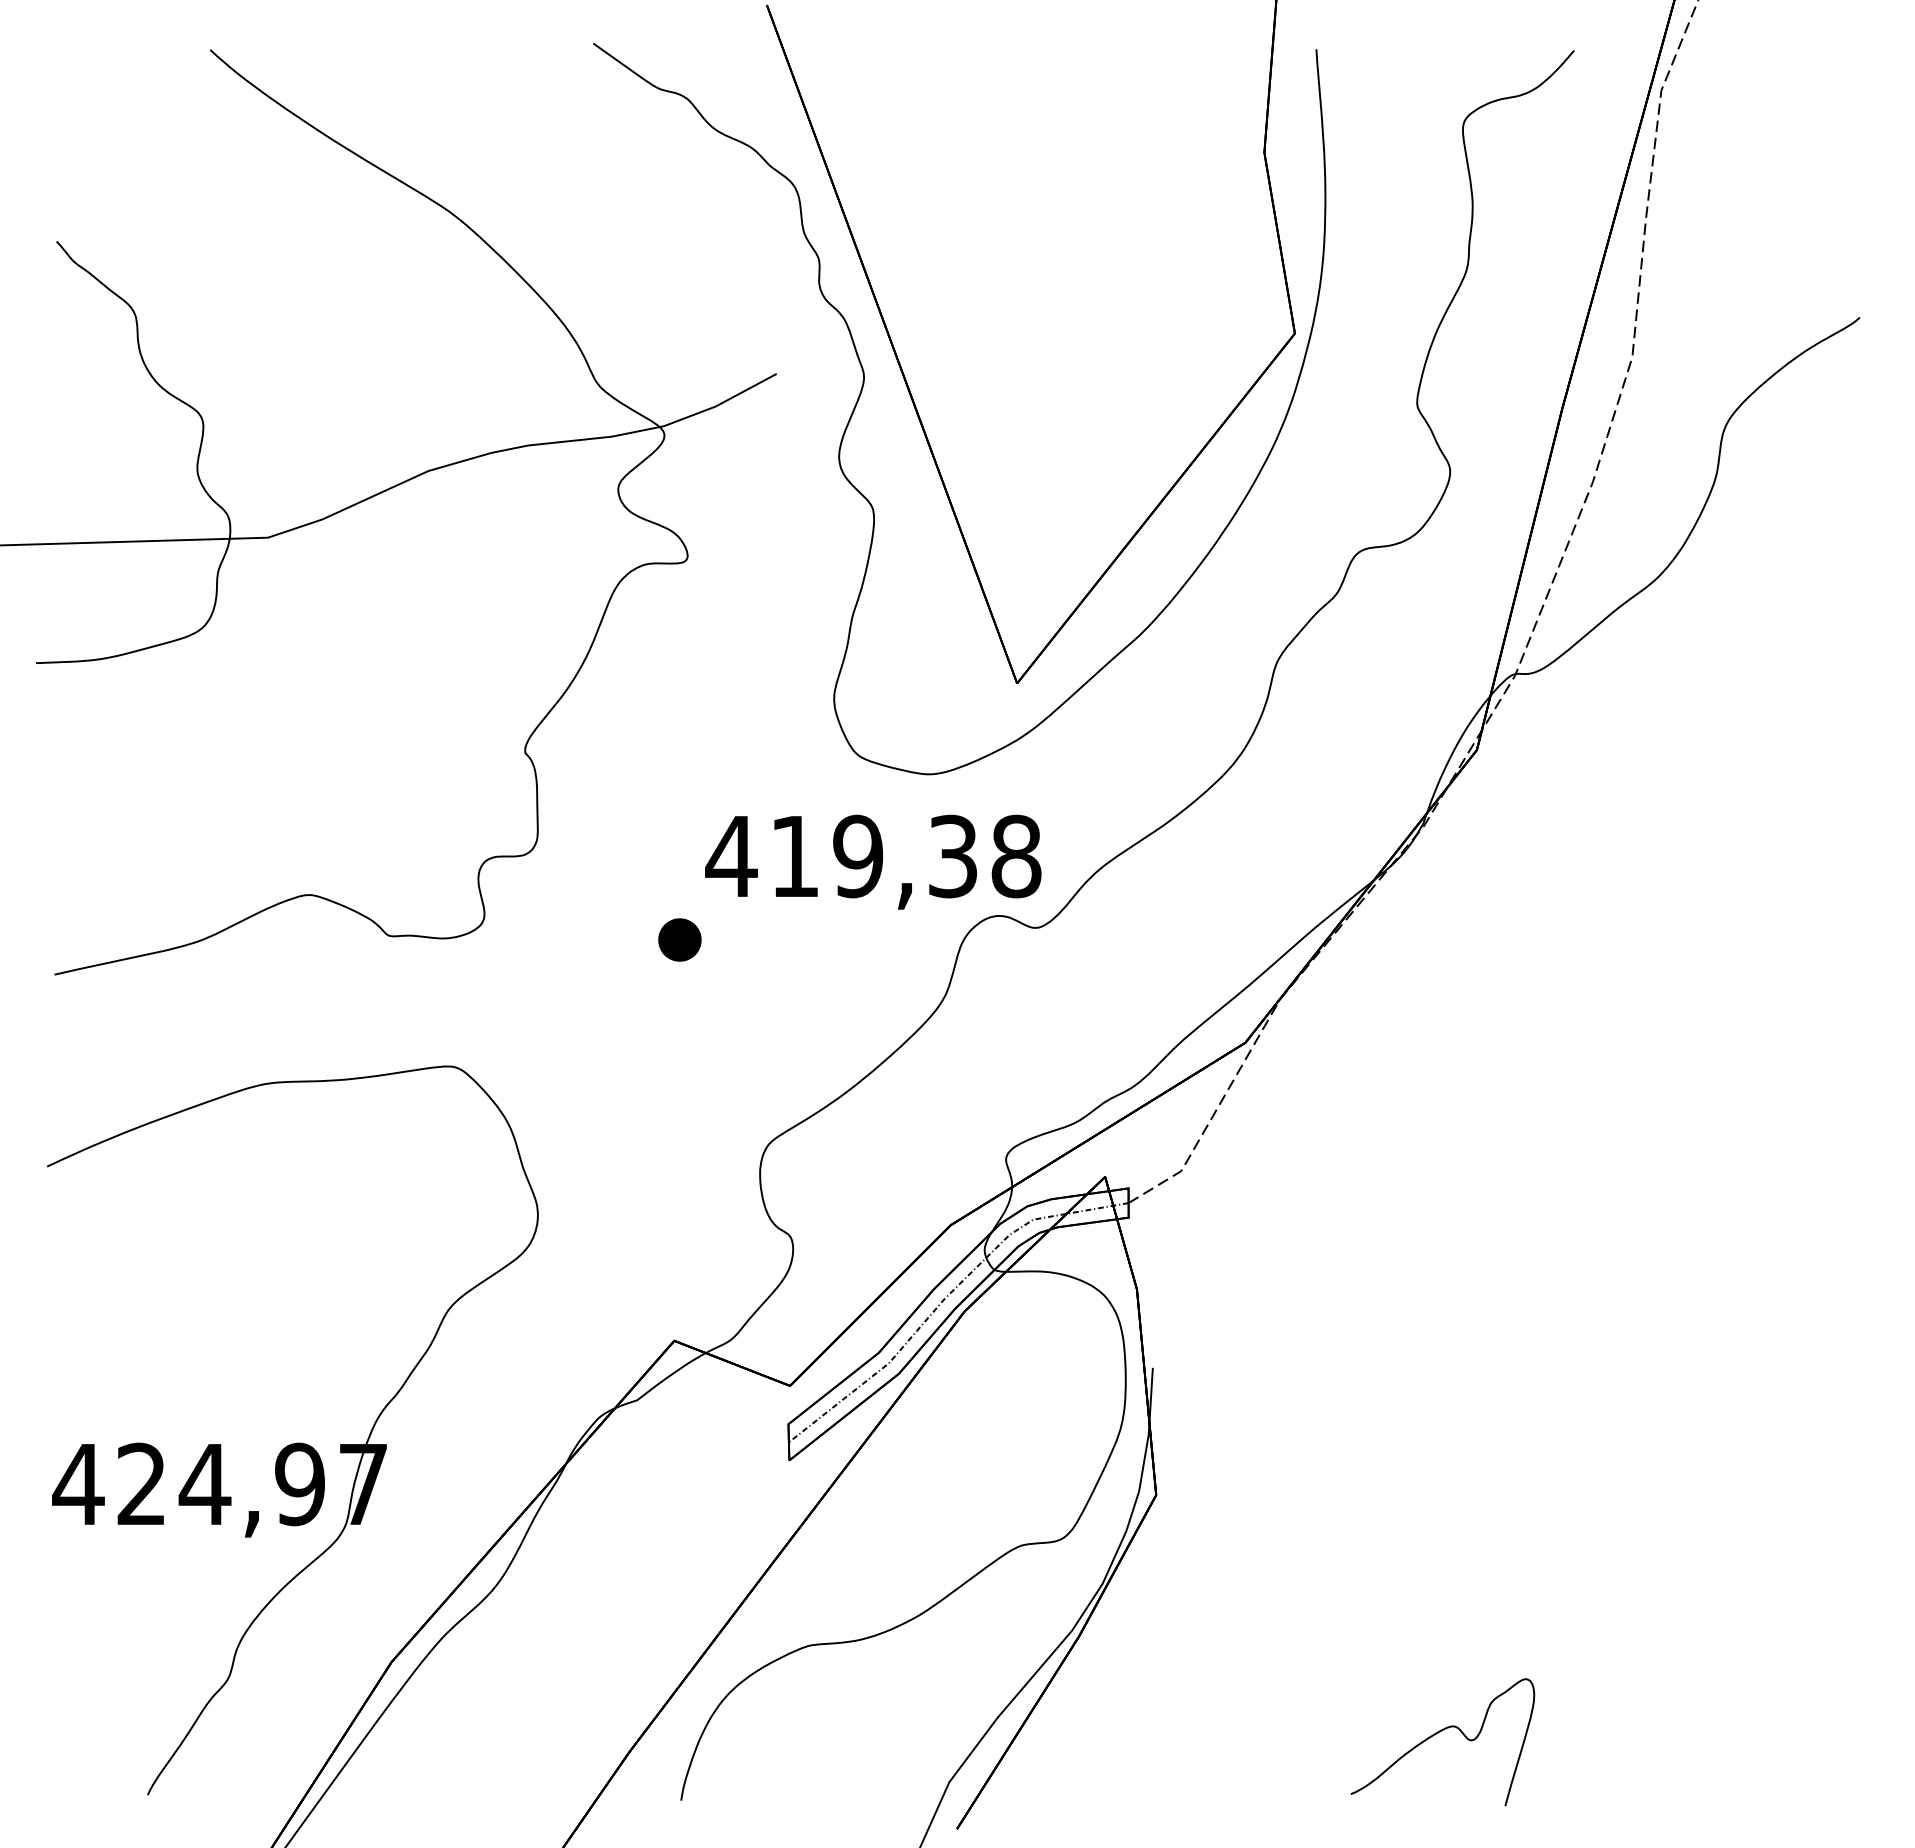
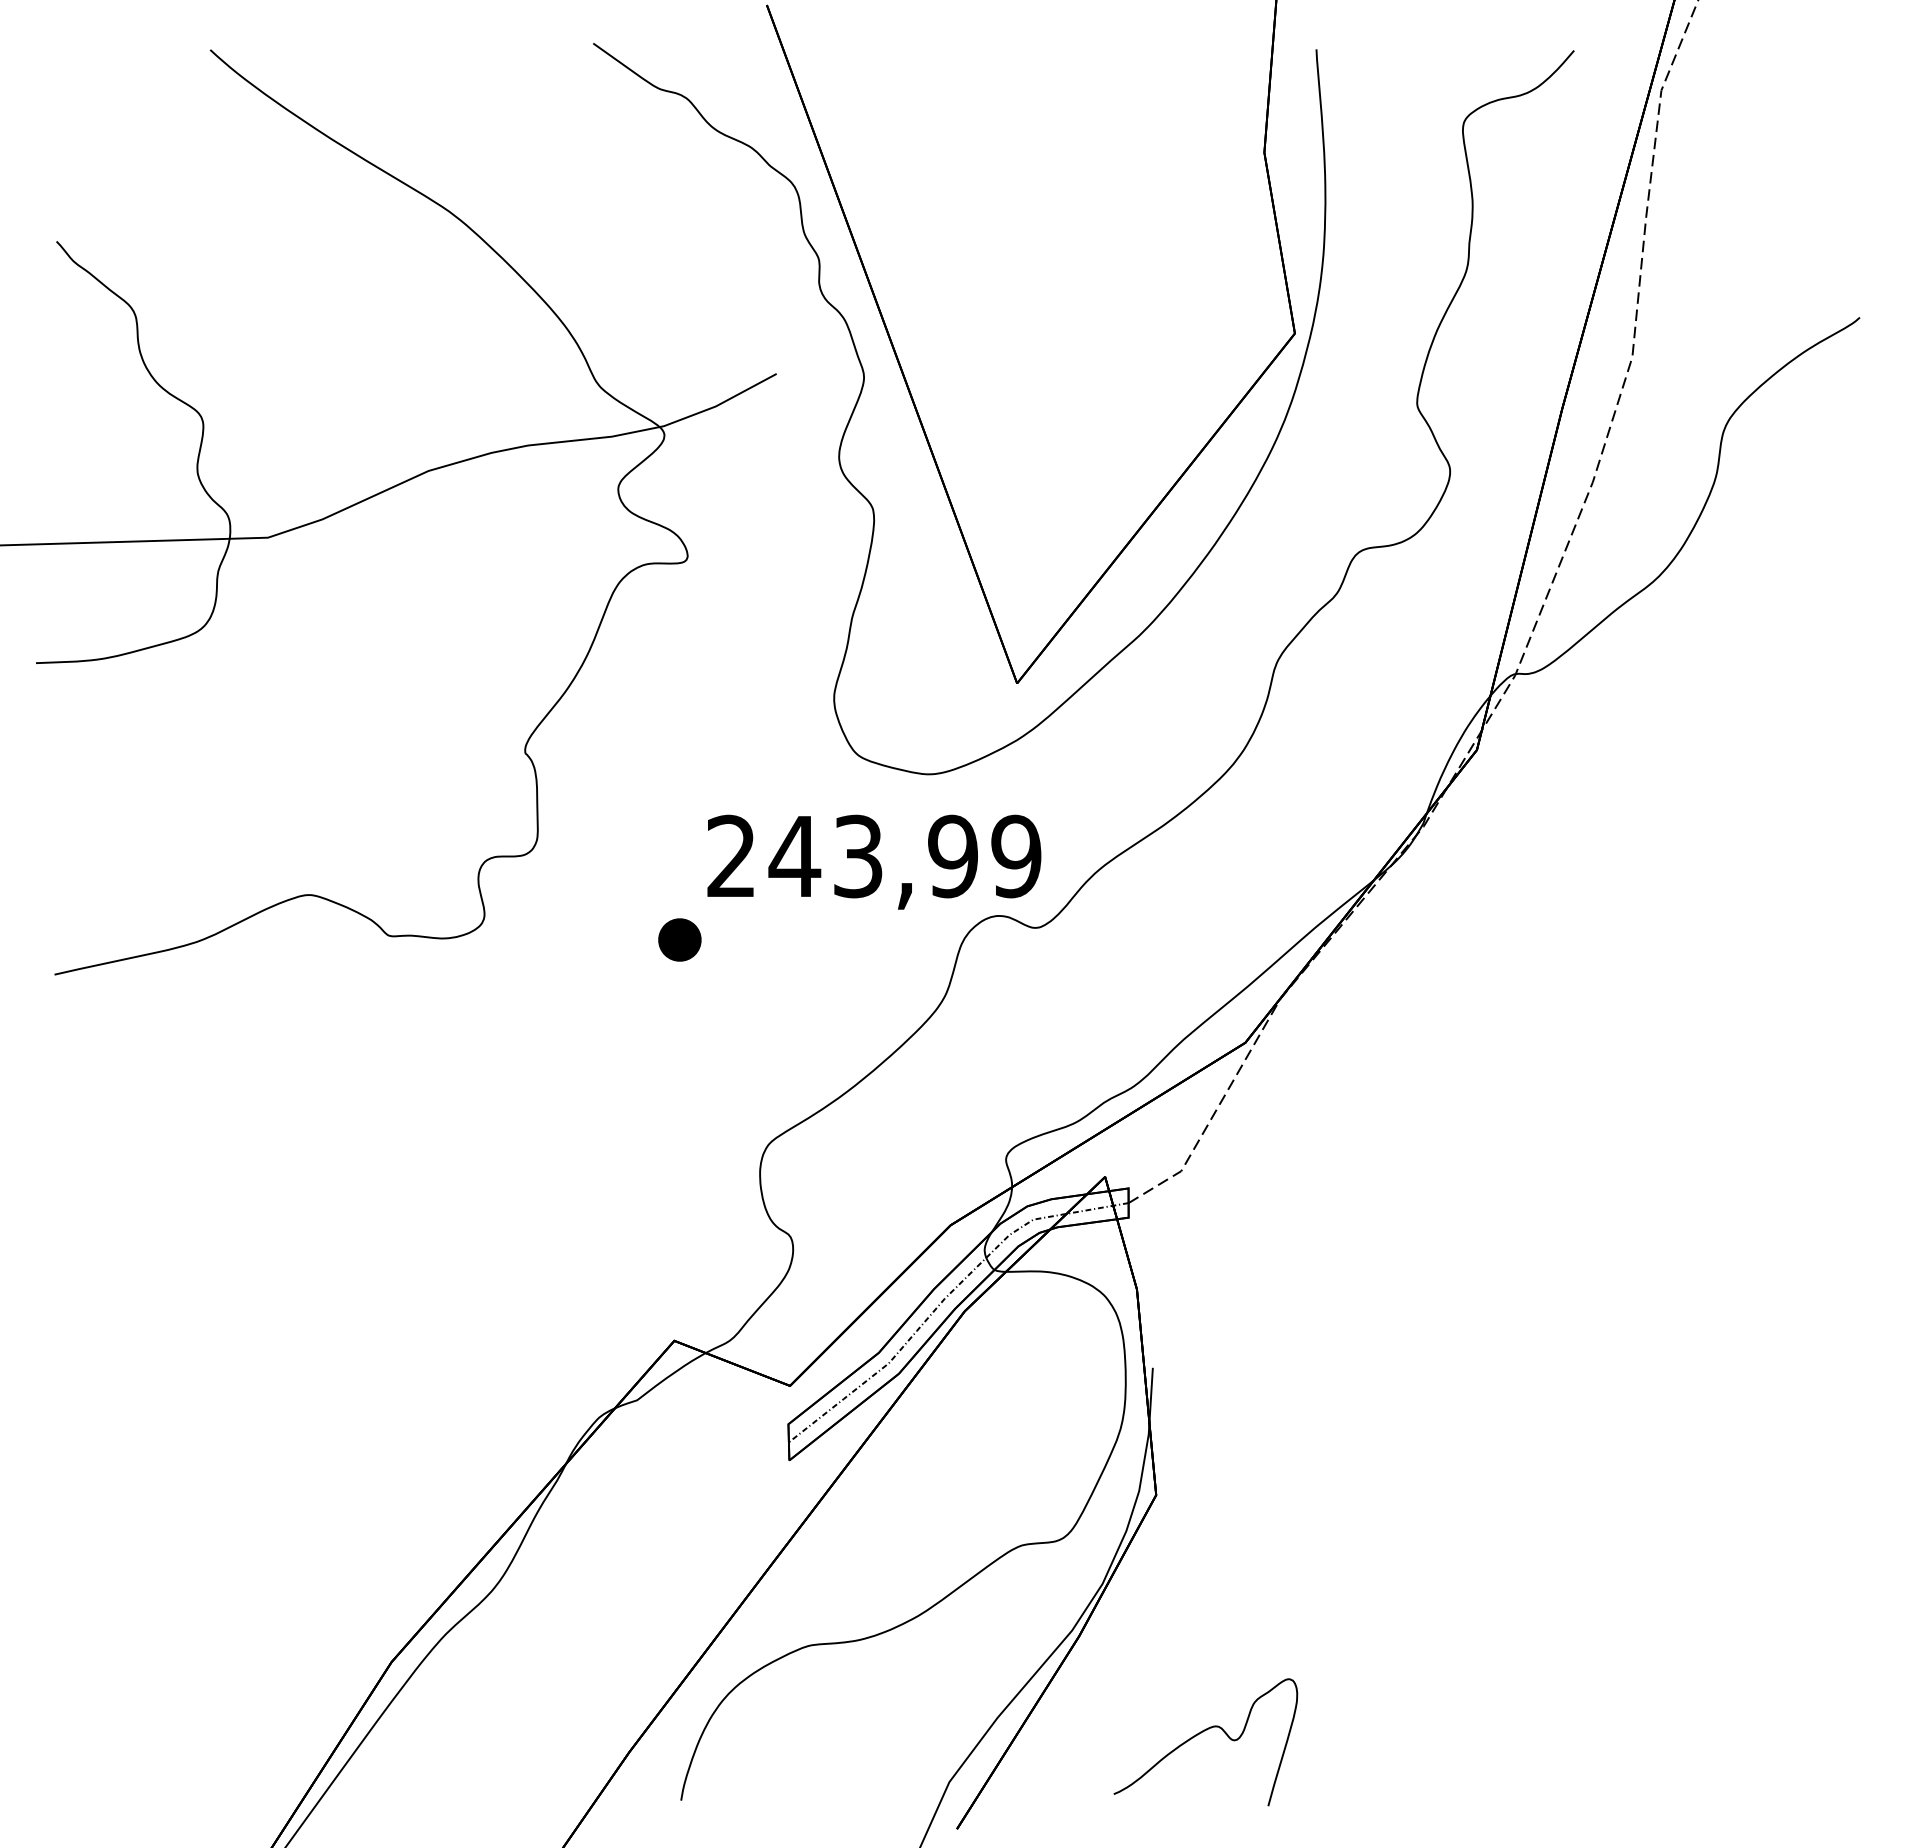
text: 419,38 -> 243,99 (873, 856)
part: present -> none (296, 1442)
part position: (1438, 1733) -> (1201, 1733) (1201, 1733)
